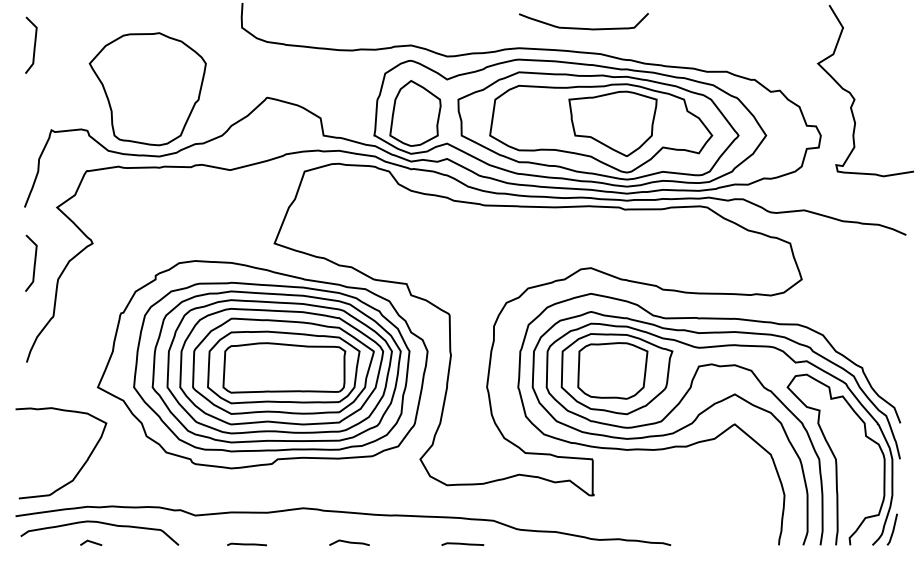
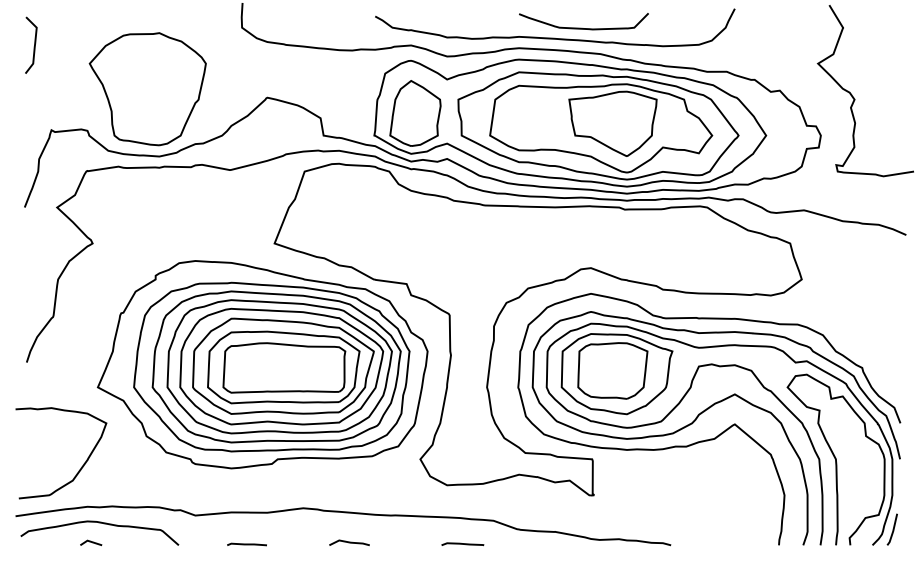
curve: none -> present (554, 37)
curve: present -> none (33, 264)
